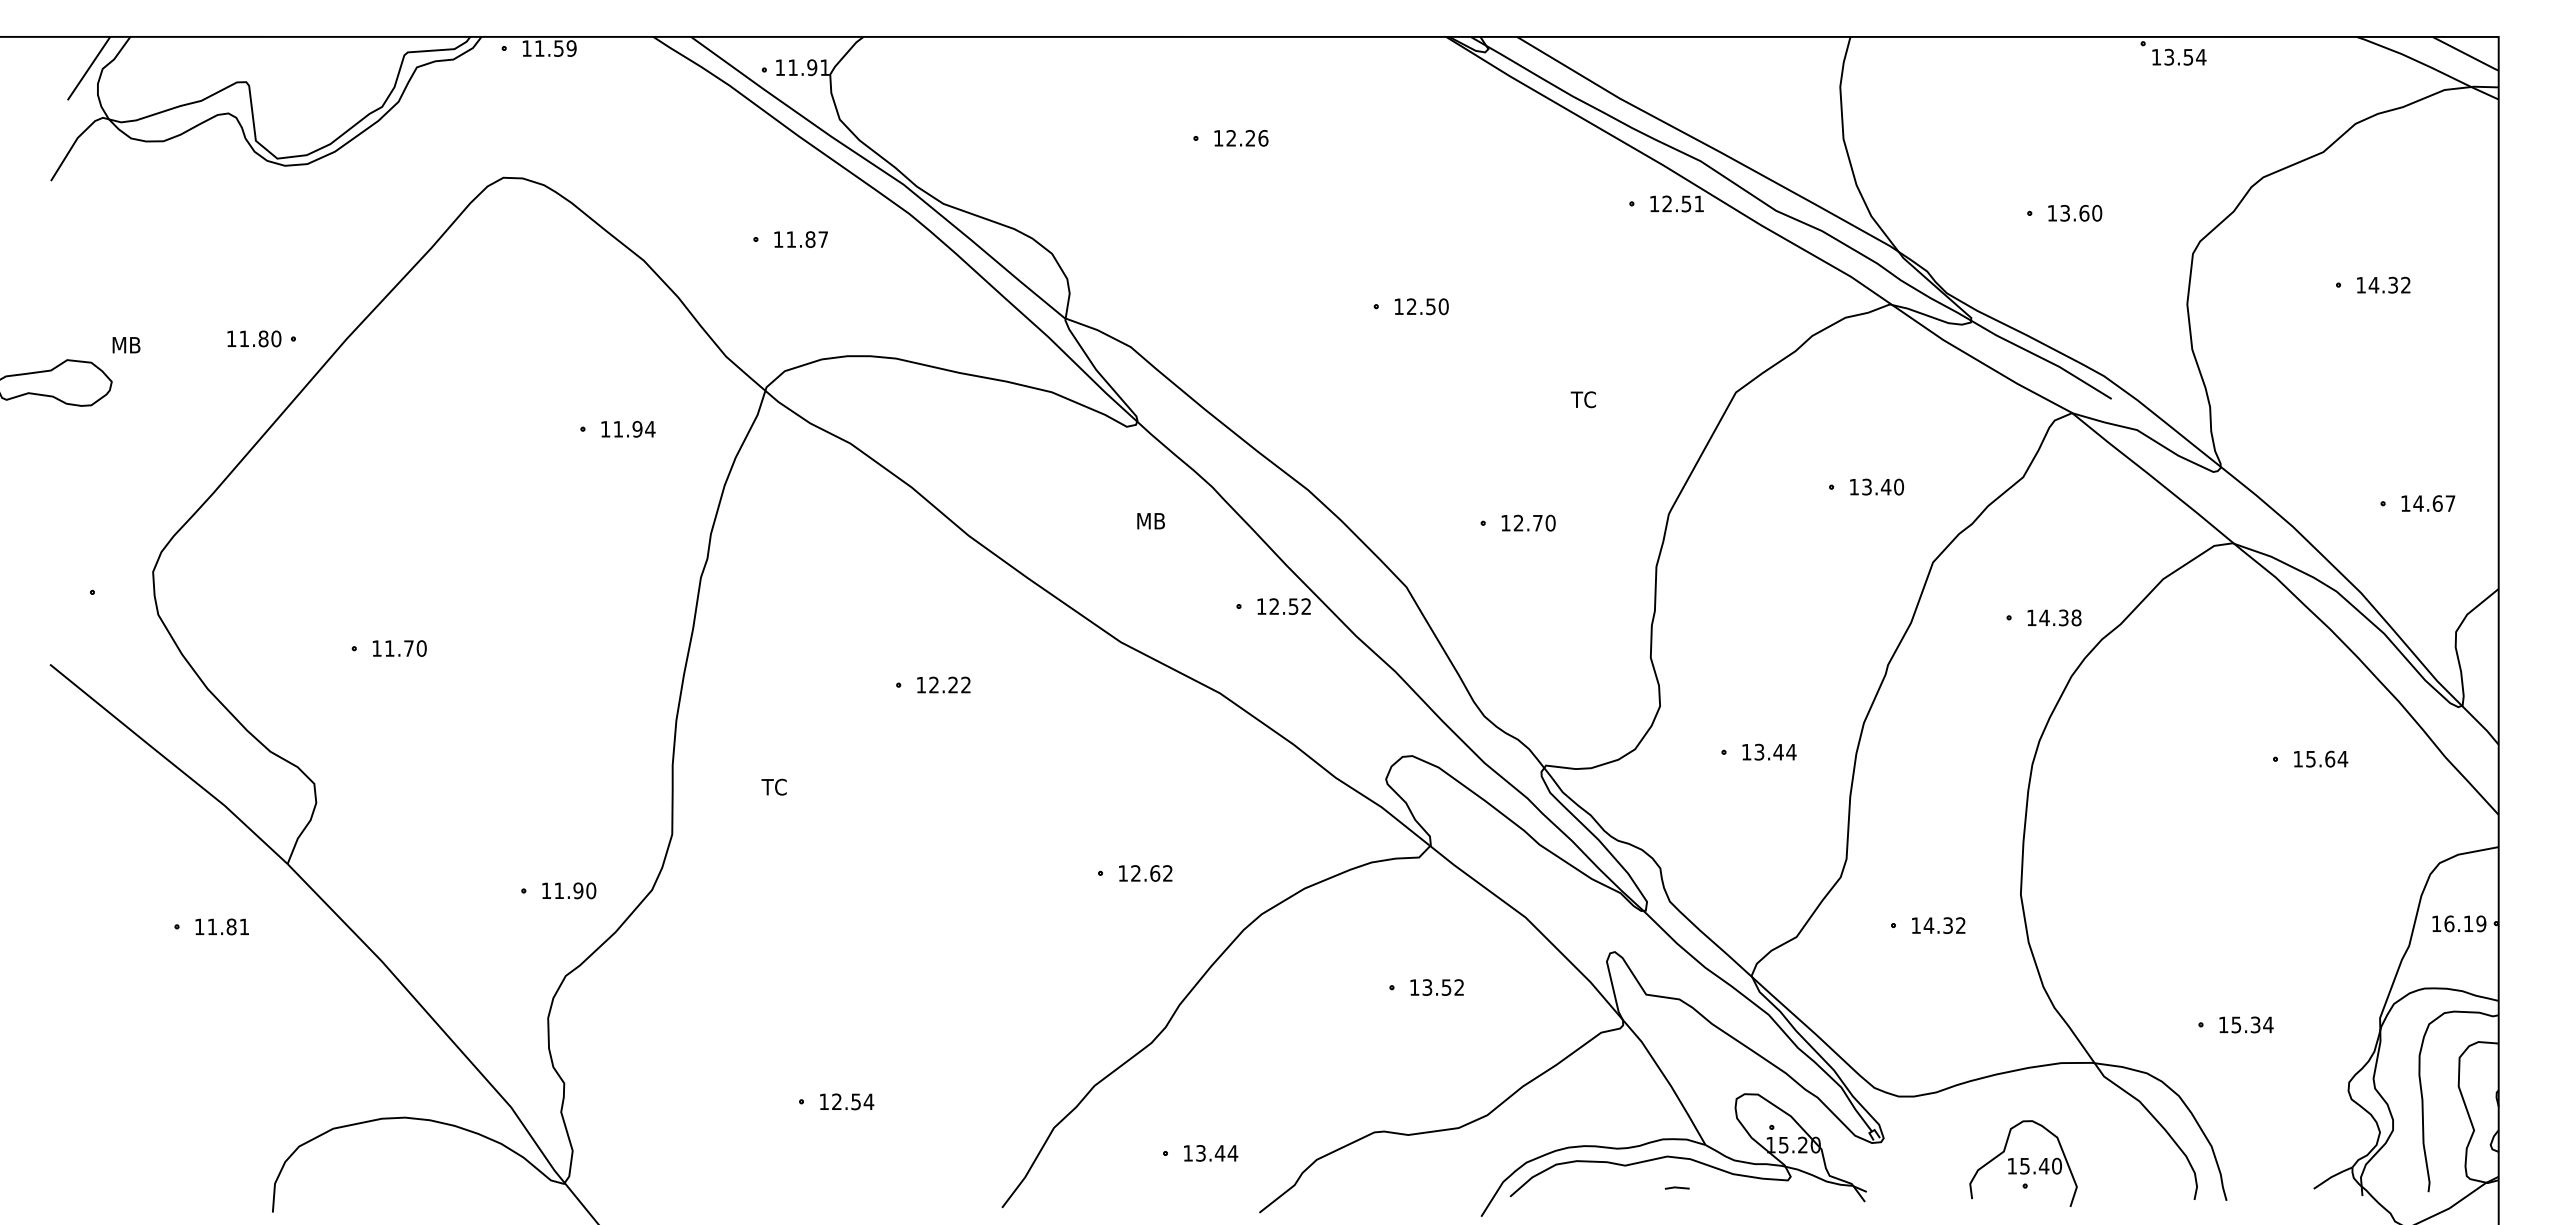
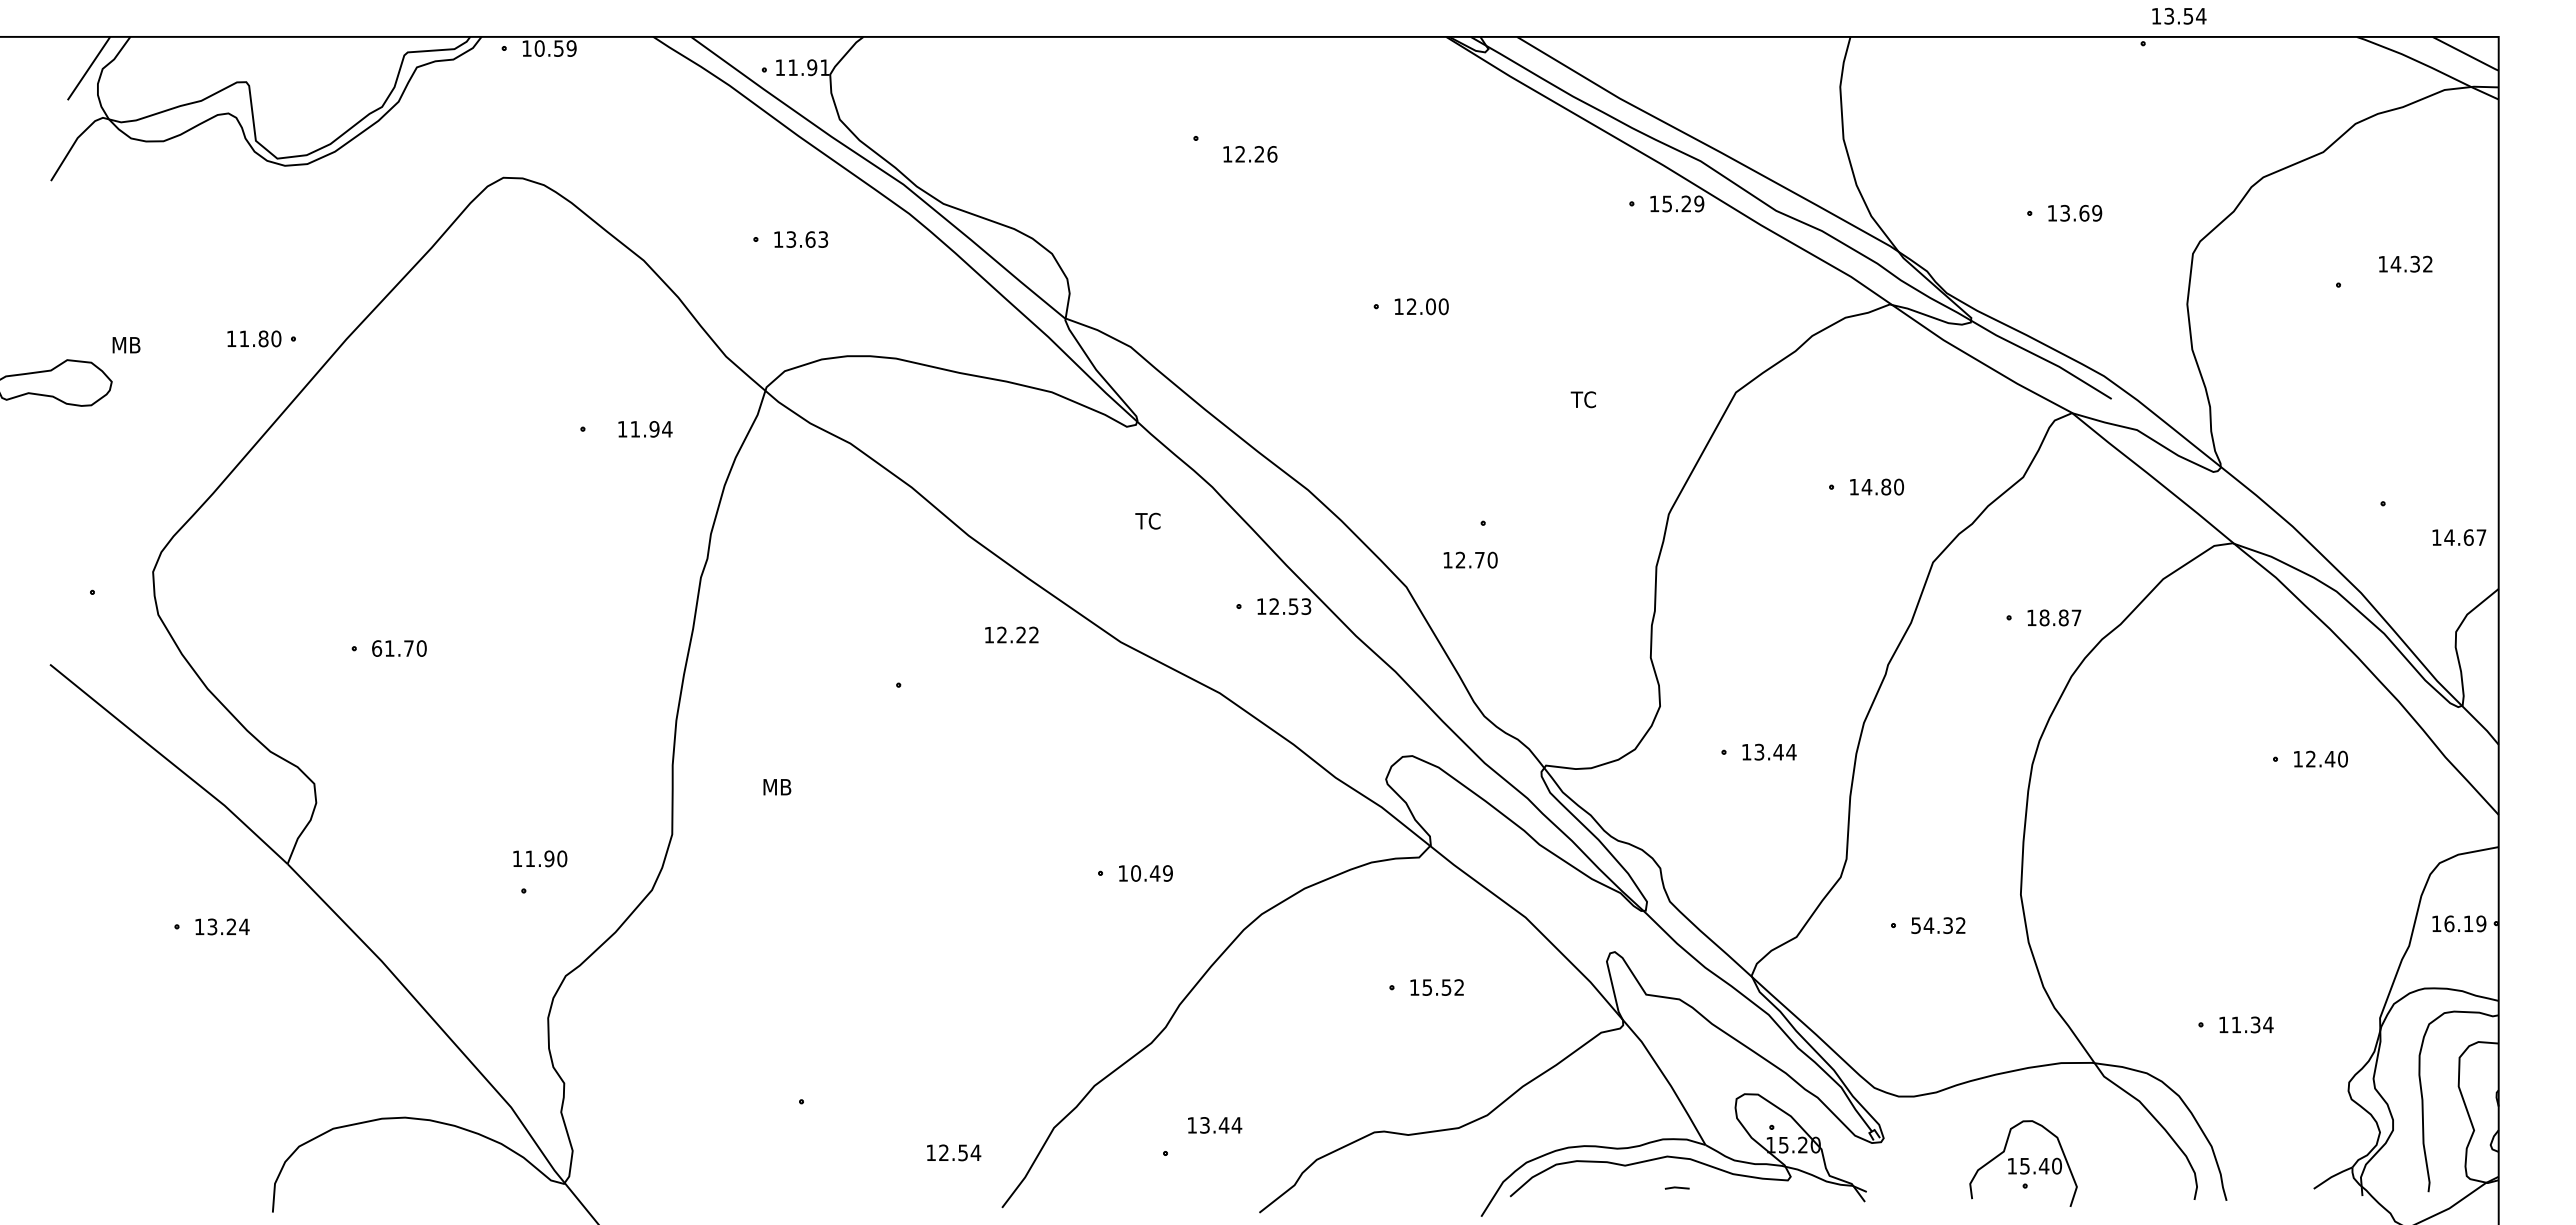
text: 11.59 -> 10.59 (539, 48)
text position: (2179, 56) -> (2179, 15) (2179, 15)
text position: (1241, 138) -> (1250, 154) (1250, 154)
text: 12.51 -> 15.29 (1683, 203)
text: 13.60 -> 13.69 (2097, 213)
text: 11.87 -> 13.63 (807, 239)
text position: (2383, 284) -> (2405, 263) (2405, 263)
text: 12.50 -> 12.00 (1430, 306)
text position: (628, 429) -> (645, 429) (645, 429)
text: 13.40 -> 14.80 (1876, 486)
text position: (2428, 503) -> (2459, 537) (2459, 537)
text: MB -> TC (1149, 520)
text position: (1528, 522) -> (1470, 559) (1470, 559)
text: 12.52 -> 12.53 (1306, 606)
text: 14.38 -> 18.87 (2060, 617)
text: 11.70 -> 61.70 (377, 648)
text position: (943, 684) -> (1011, 634) (1011, 634)
text: 15.64 -> 12.40 (2327, 758)
text: TC -> MB (776, 786)
text: 12.62 -> 10.49 (1151, 873)
text position: (569, 890) -> (540, 858) (540, 858)
text: 14.32 -> 54.32 (1915, 925)
text: 11.81 -> 13.24 (228, 926)
text: 13.52 -> 15.52 (1427, 987)
text: 15.34 -> 11.34 (2236, 1024)
text position: (847, 1101) -> (954, 1152) (954, 1152)
text position: (1211, 1153) -> (1215, 1125) (1215, 1125)
